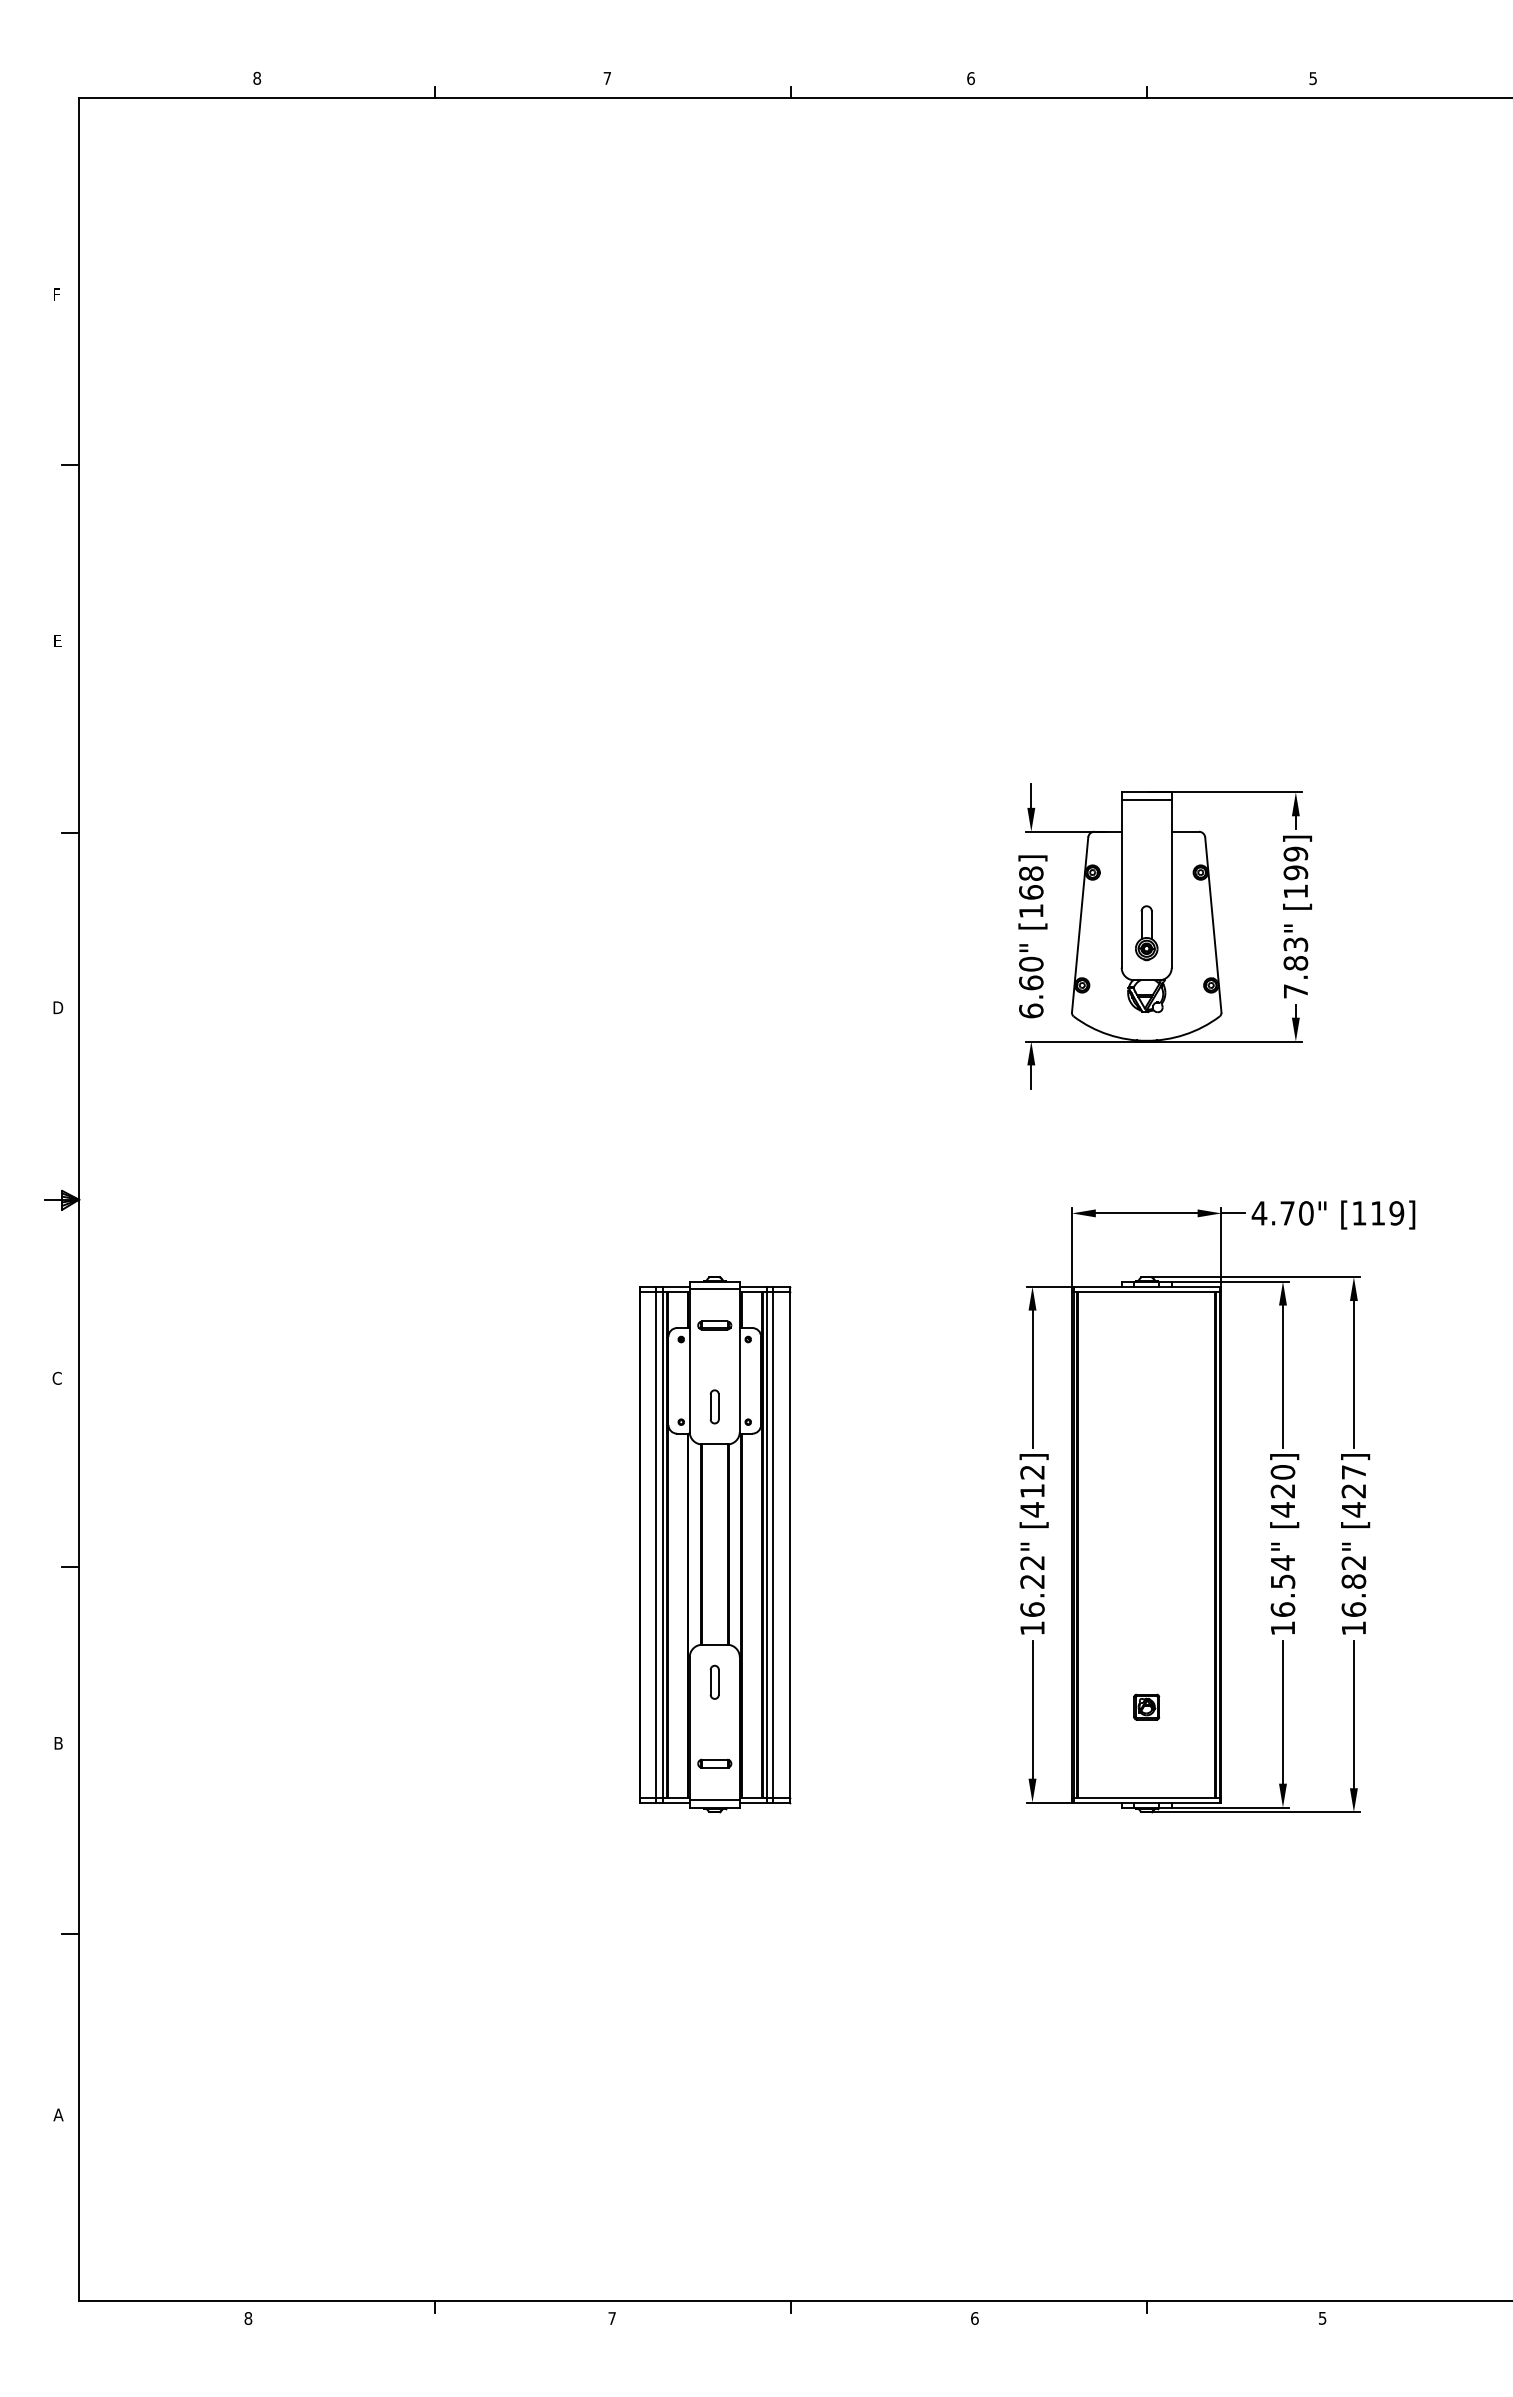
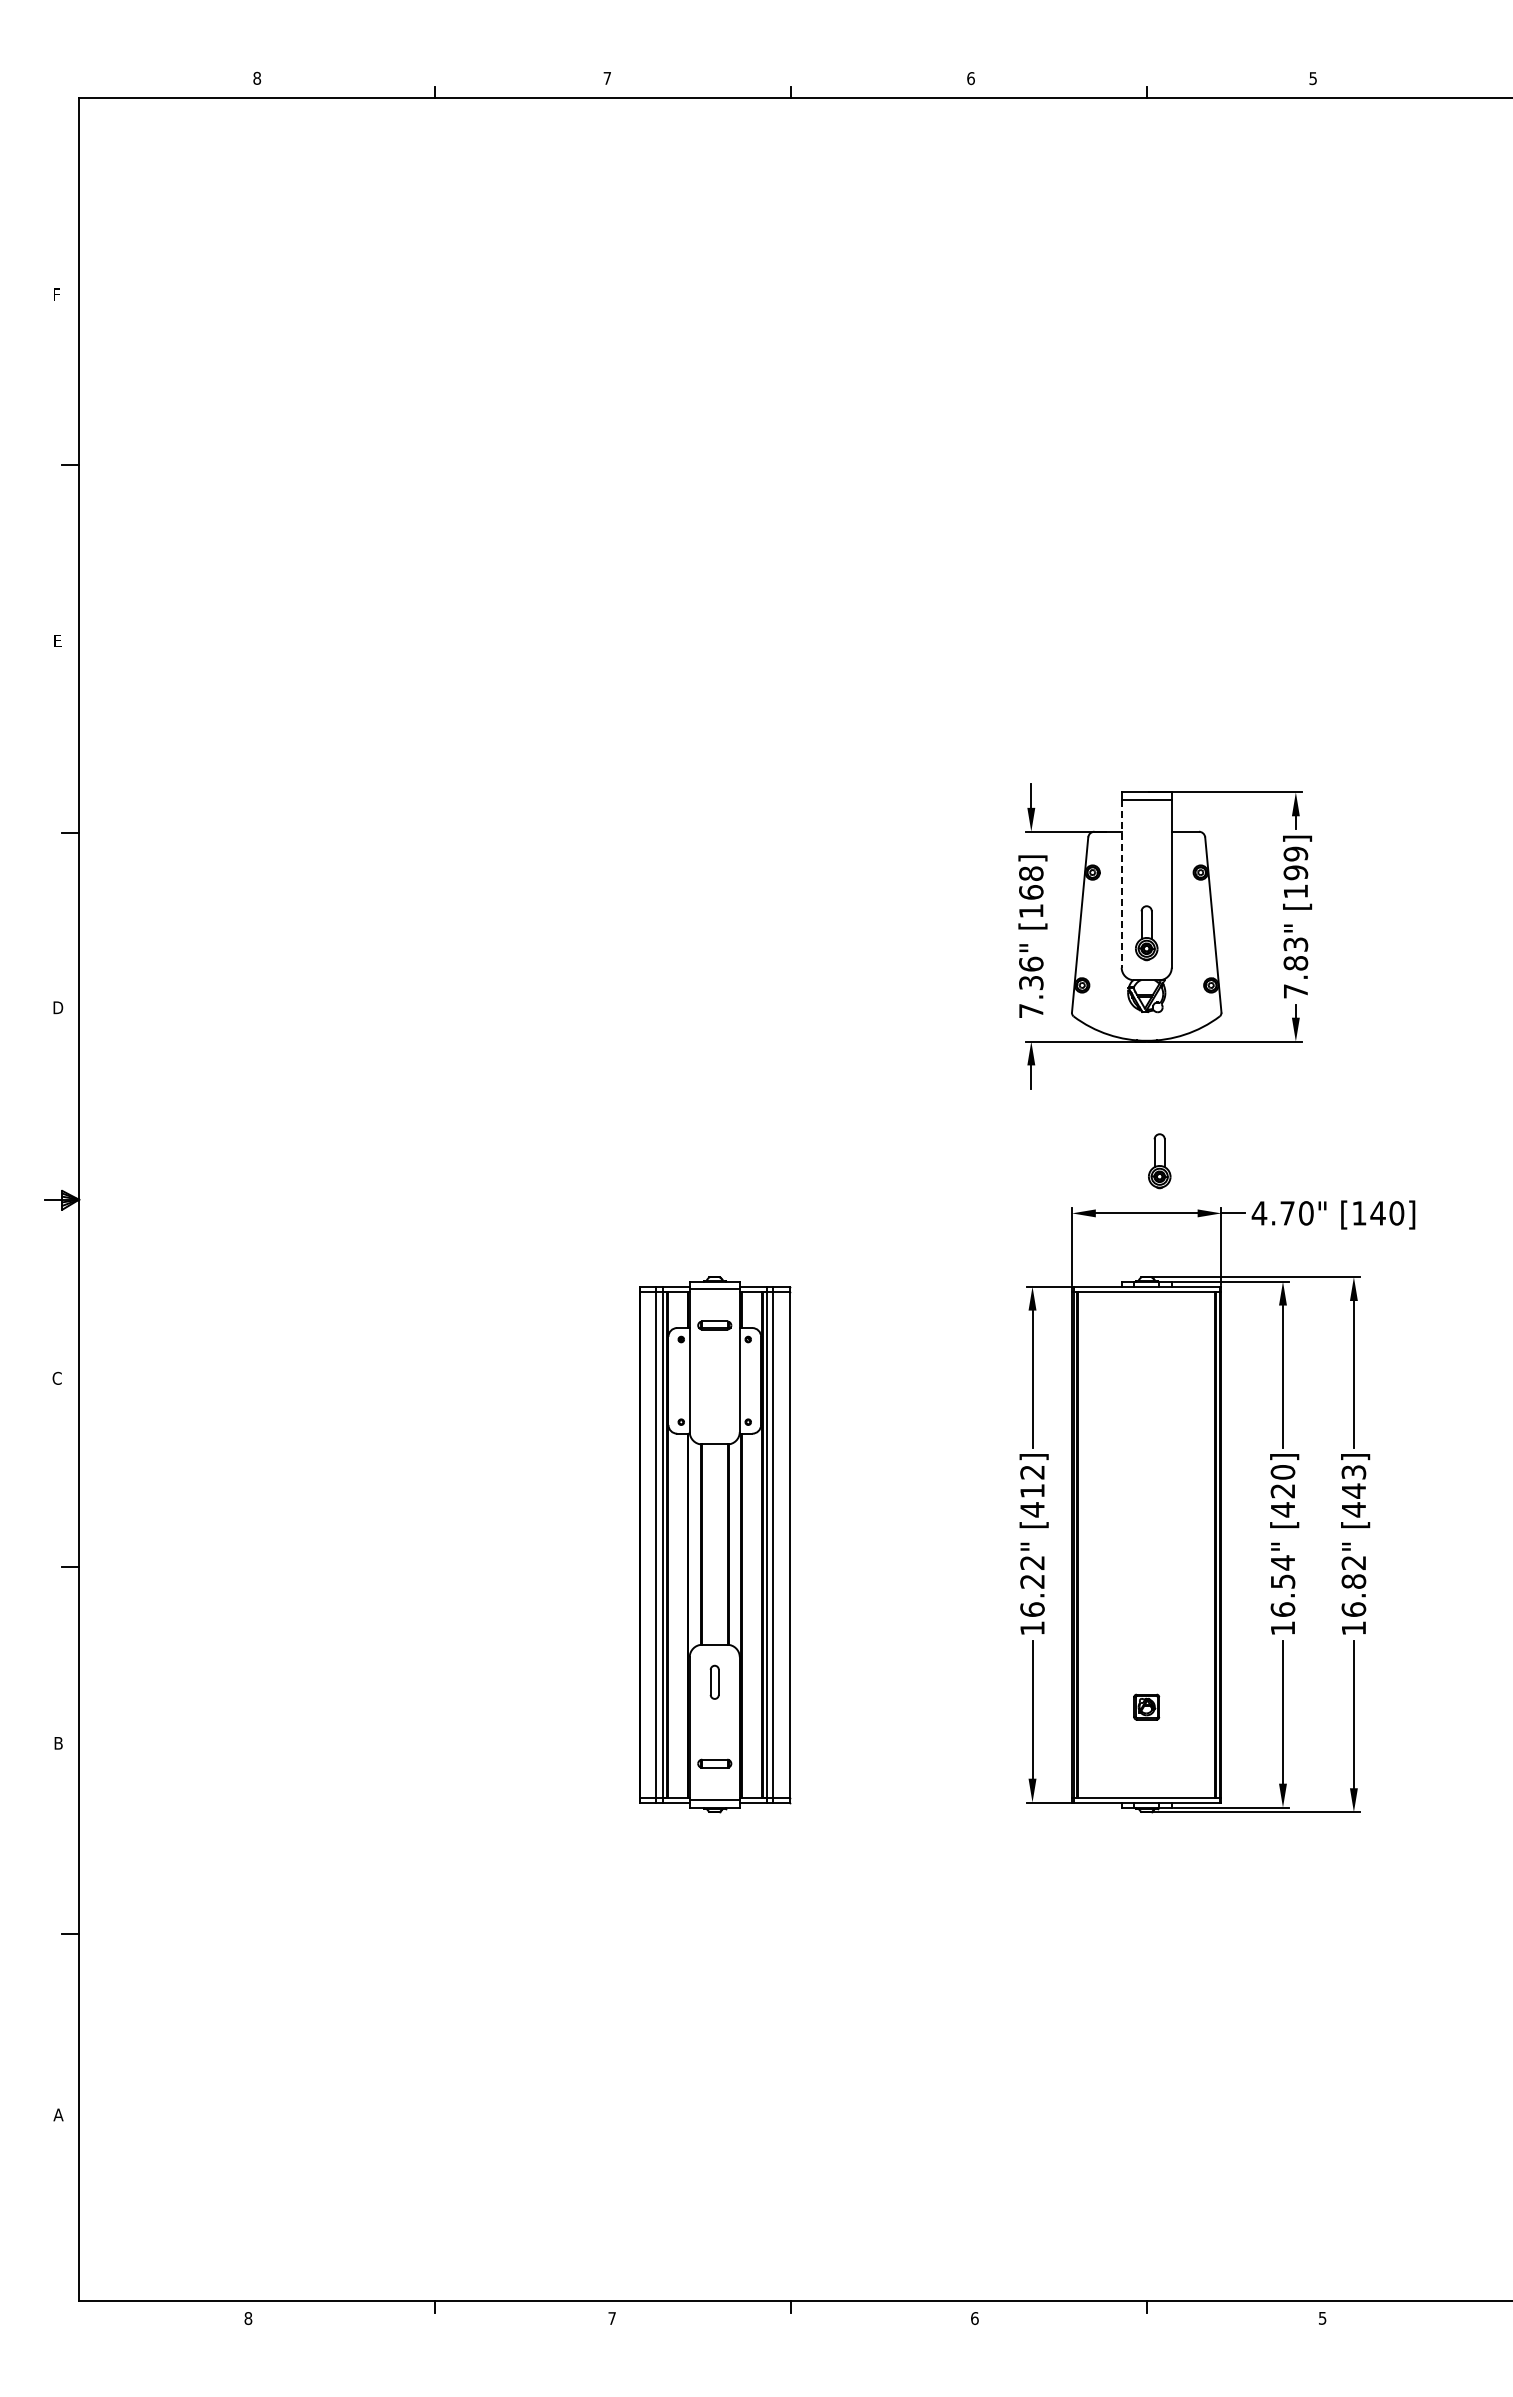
line: solid -> dashed (1121, 883)
text: 6.60" -> 7.36" (1031, 987)
part: none -> present (1159, 1161)
text: [119] -> [140] (1387, 1213)
part: present -> none (714, 1406)
text: [427] -> [443] (1353, 1481)
